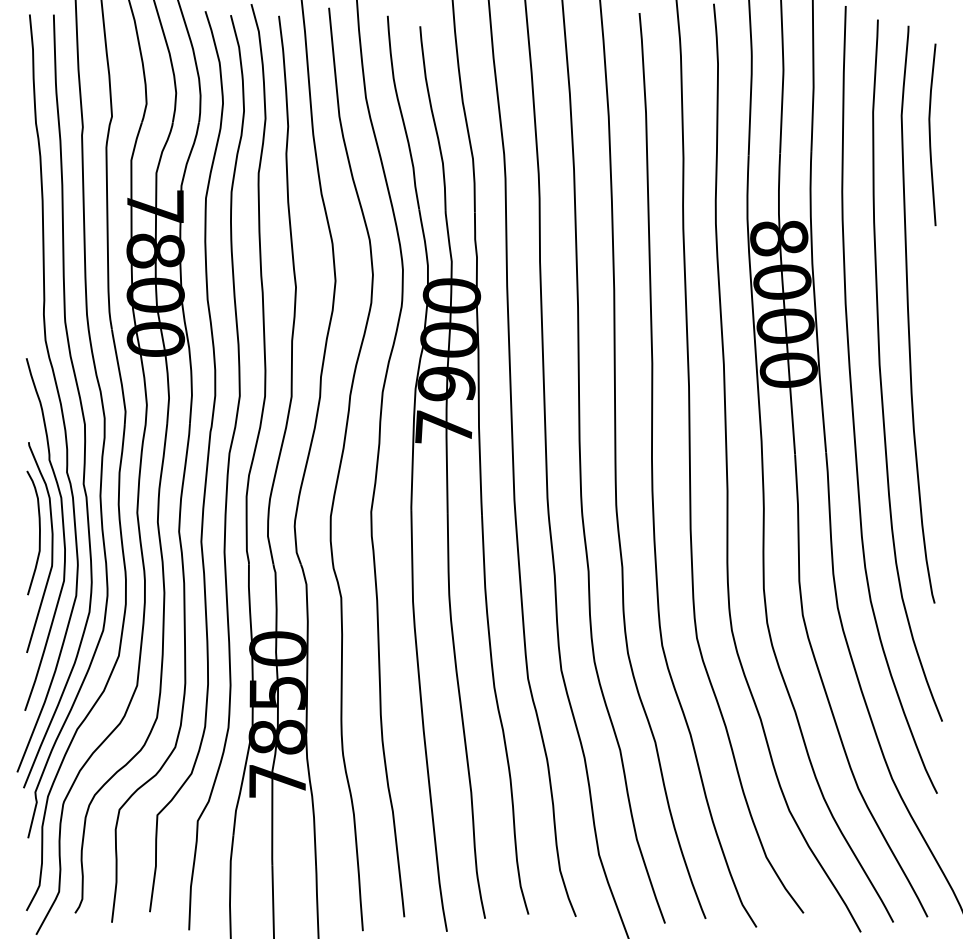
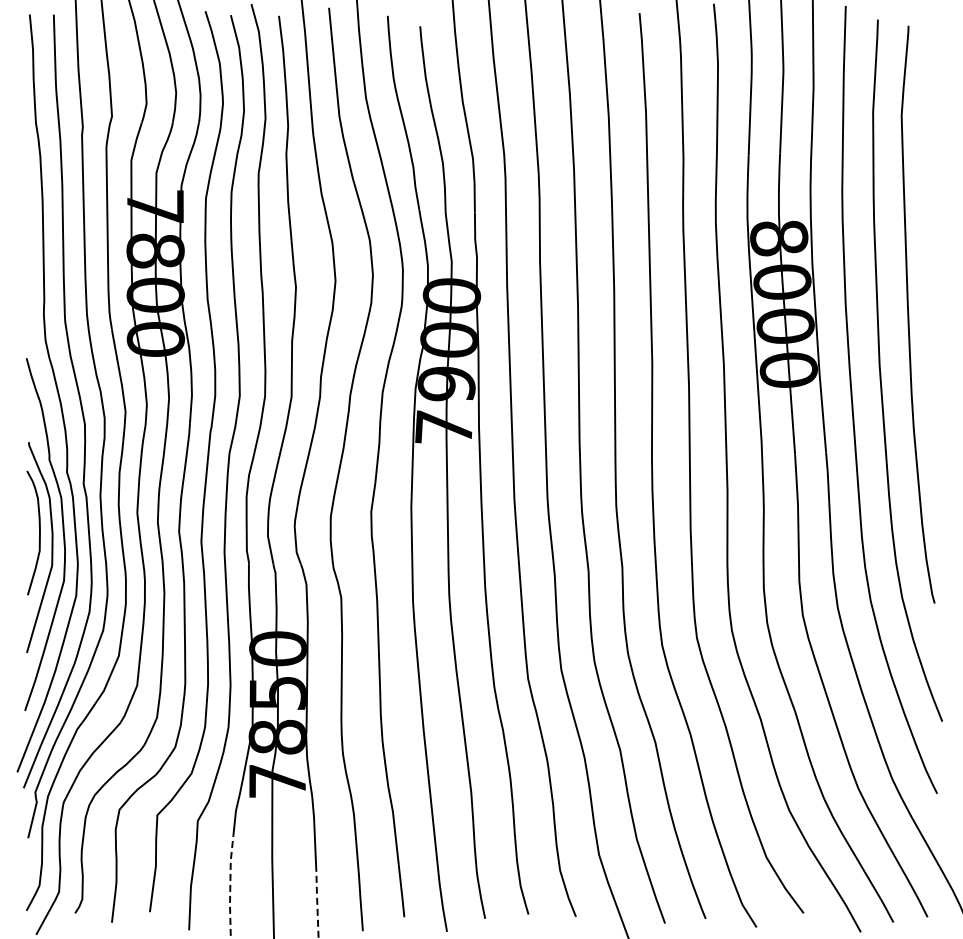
curve: present -> none (930, 134)
line: solid -> dashed (230, 886)
line: solid -> dashed (317, 900)
